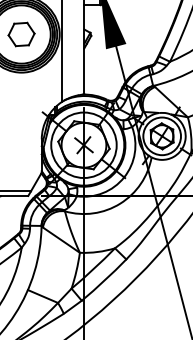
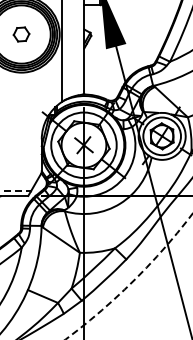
part size: 29x27 px -> 19x17 px (21, 34)
line: solid -> dashed (15, 191)
circle: solid -> dashed (128, 276)
